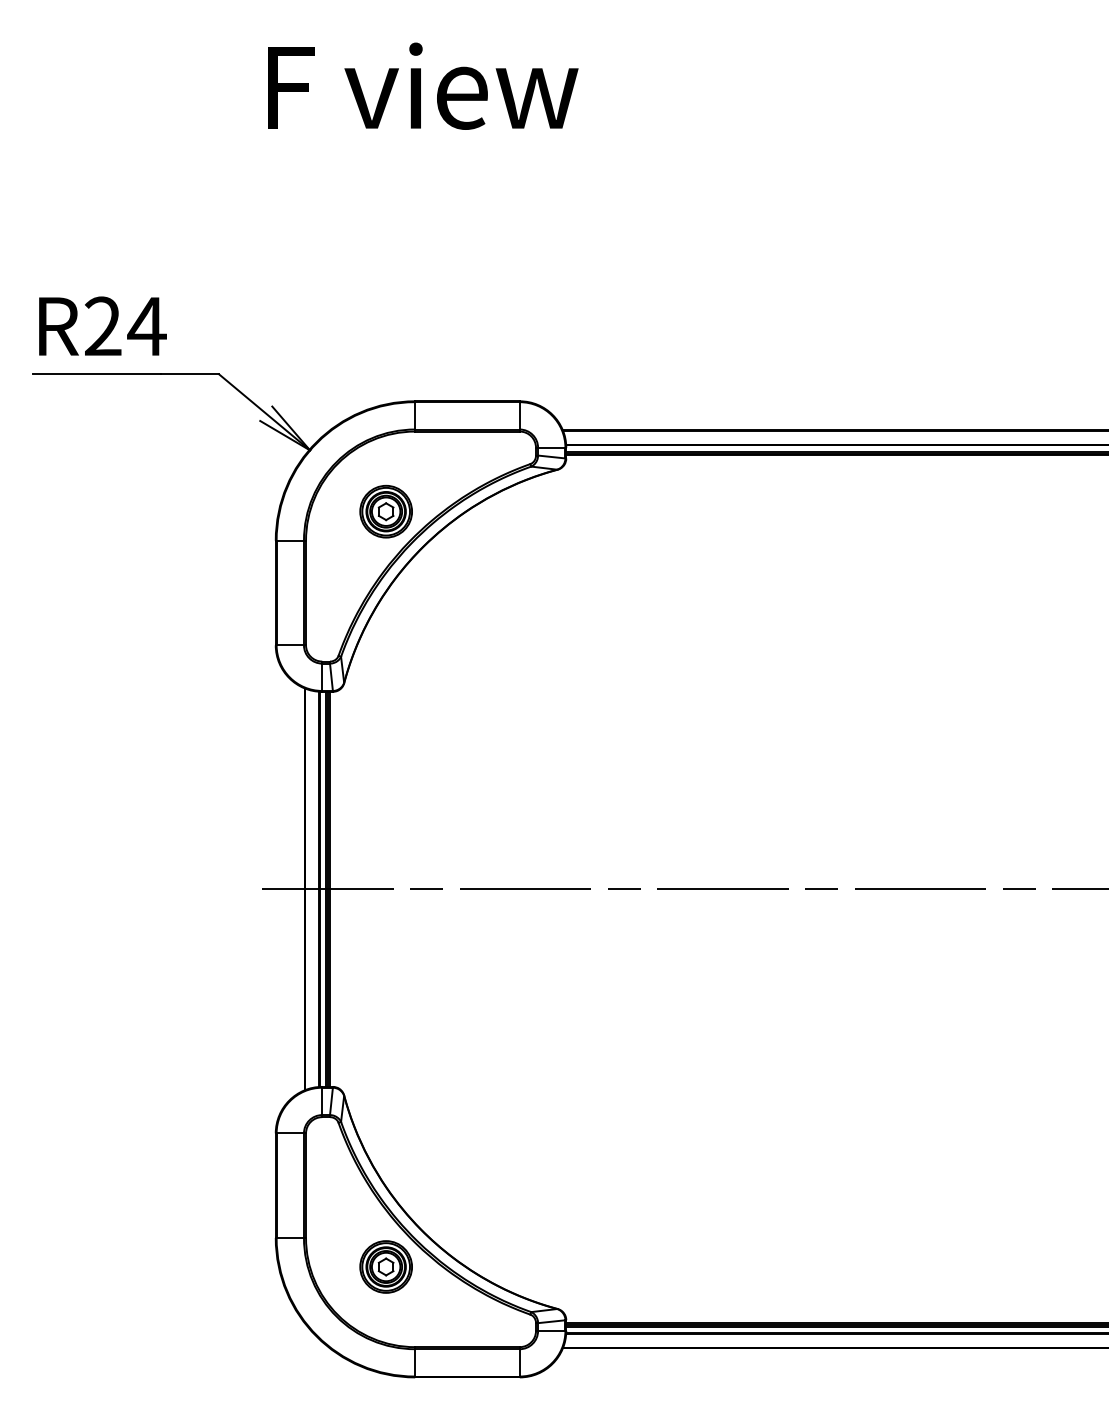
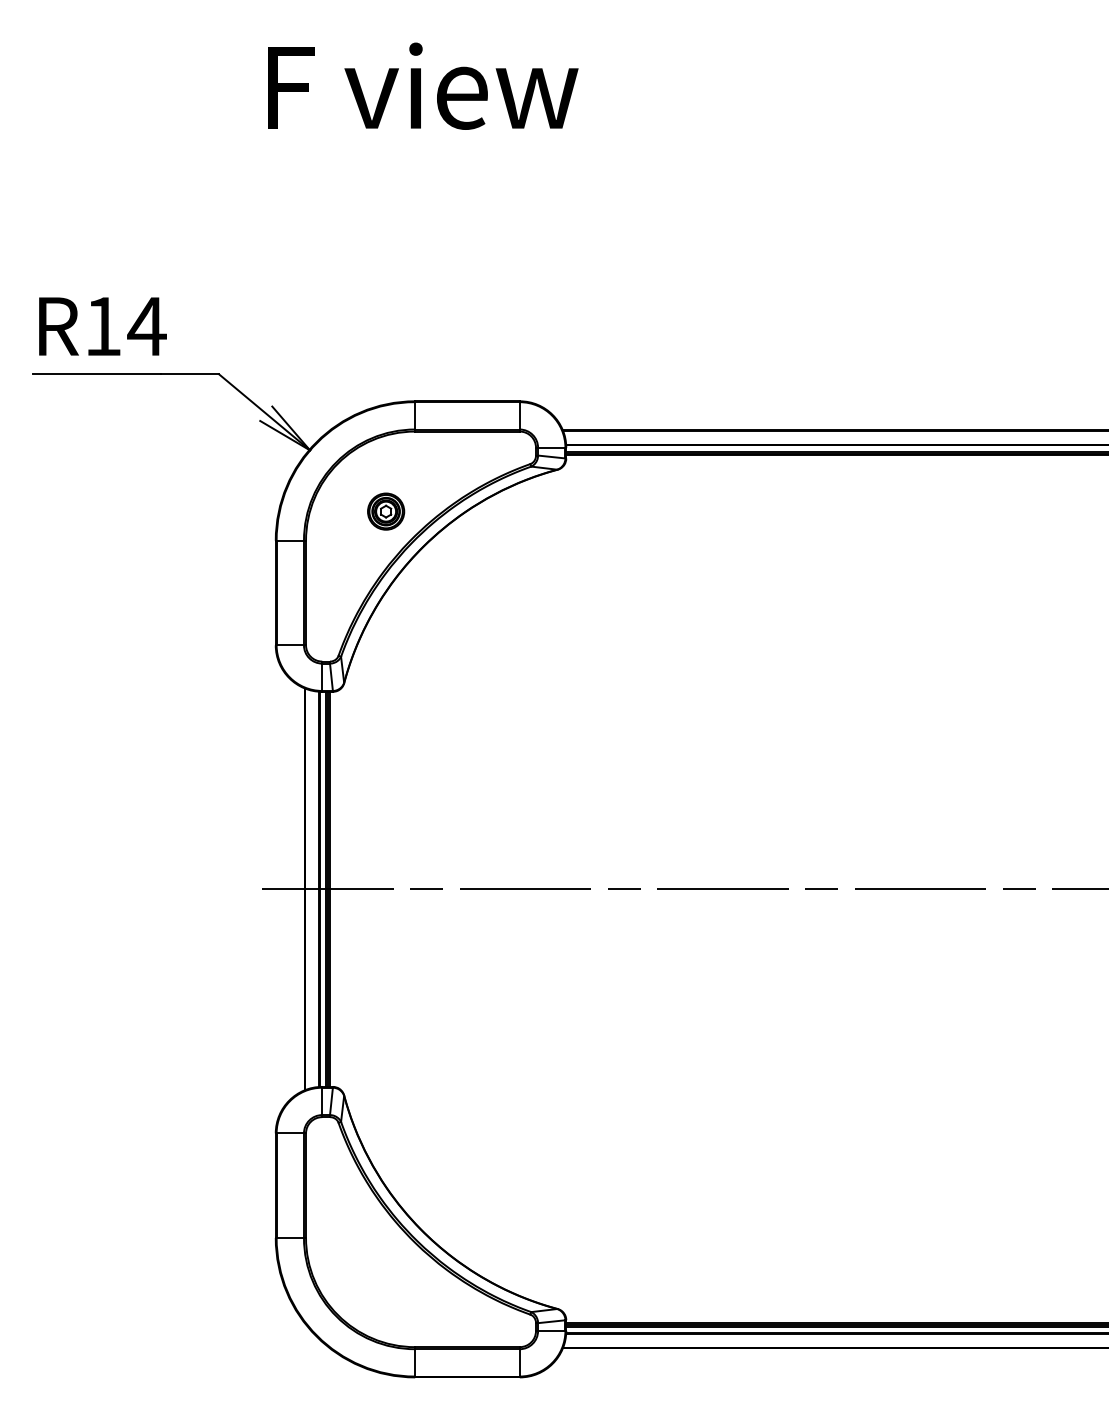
text: R24 -> R14 (103, 325)
part size: 54x55 px -> 39x39 px (386, 511)
part: present -> none (385, 1266)
